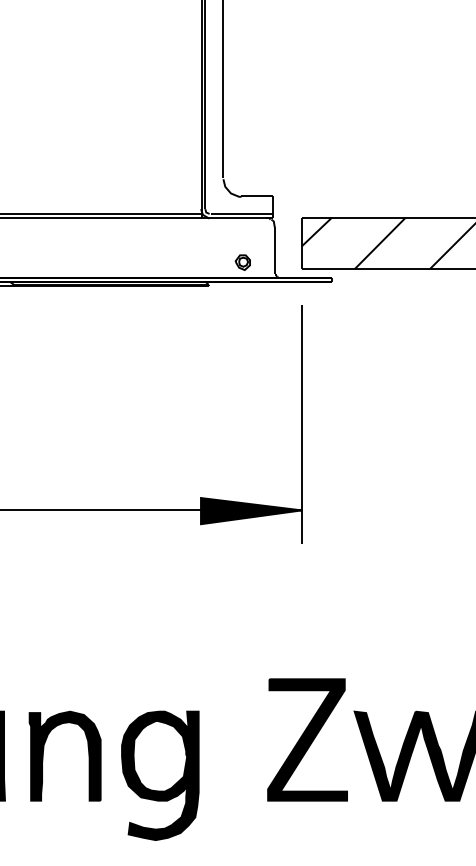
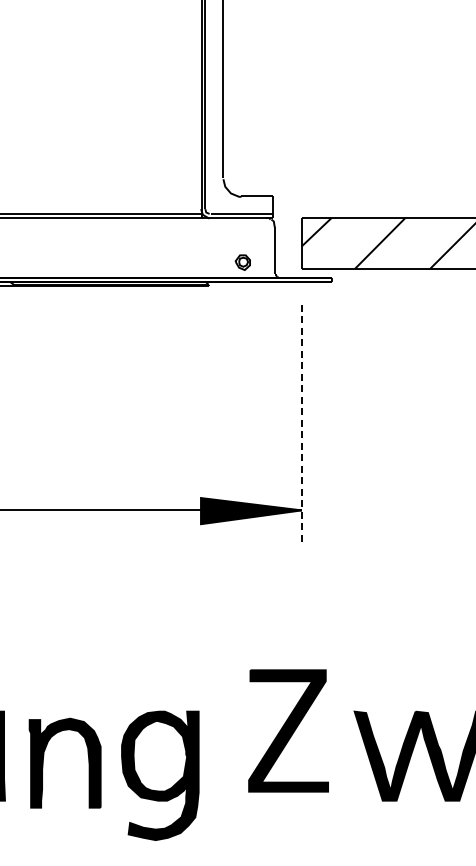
line: solid -> dashed (301, 424)
part position: (307, 739) -> (288, 730) (288, 730)
part position: (44, 749) -> (44, 756) (44, 756)
